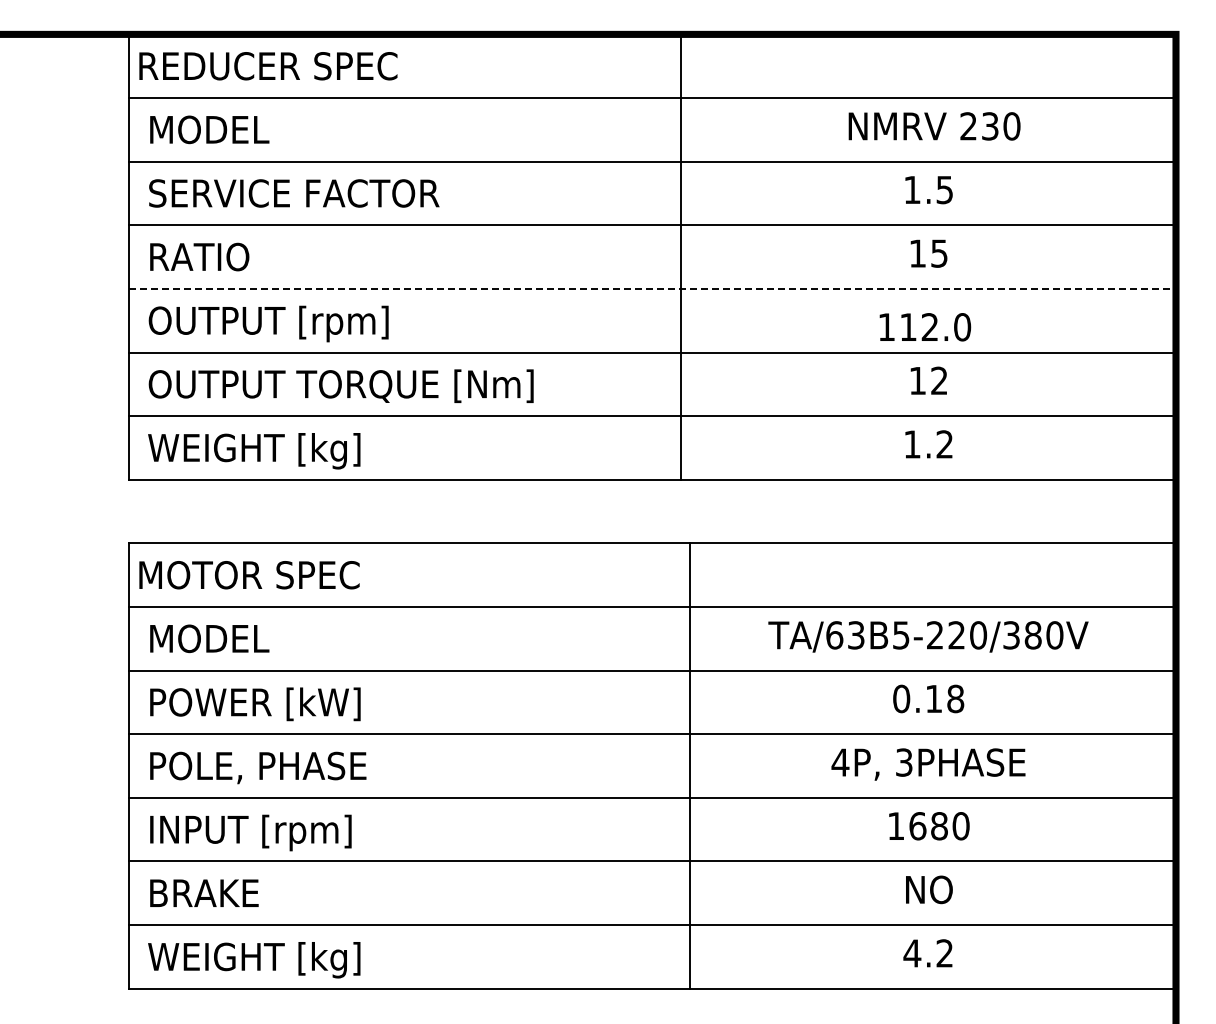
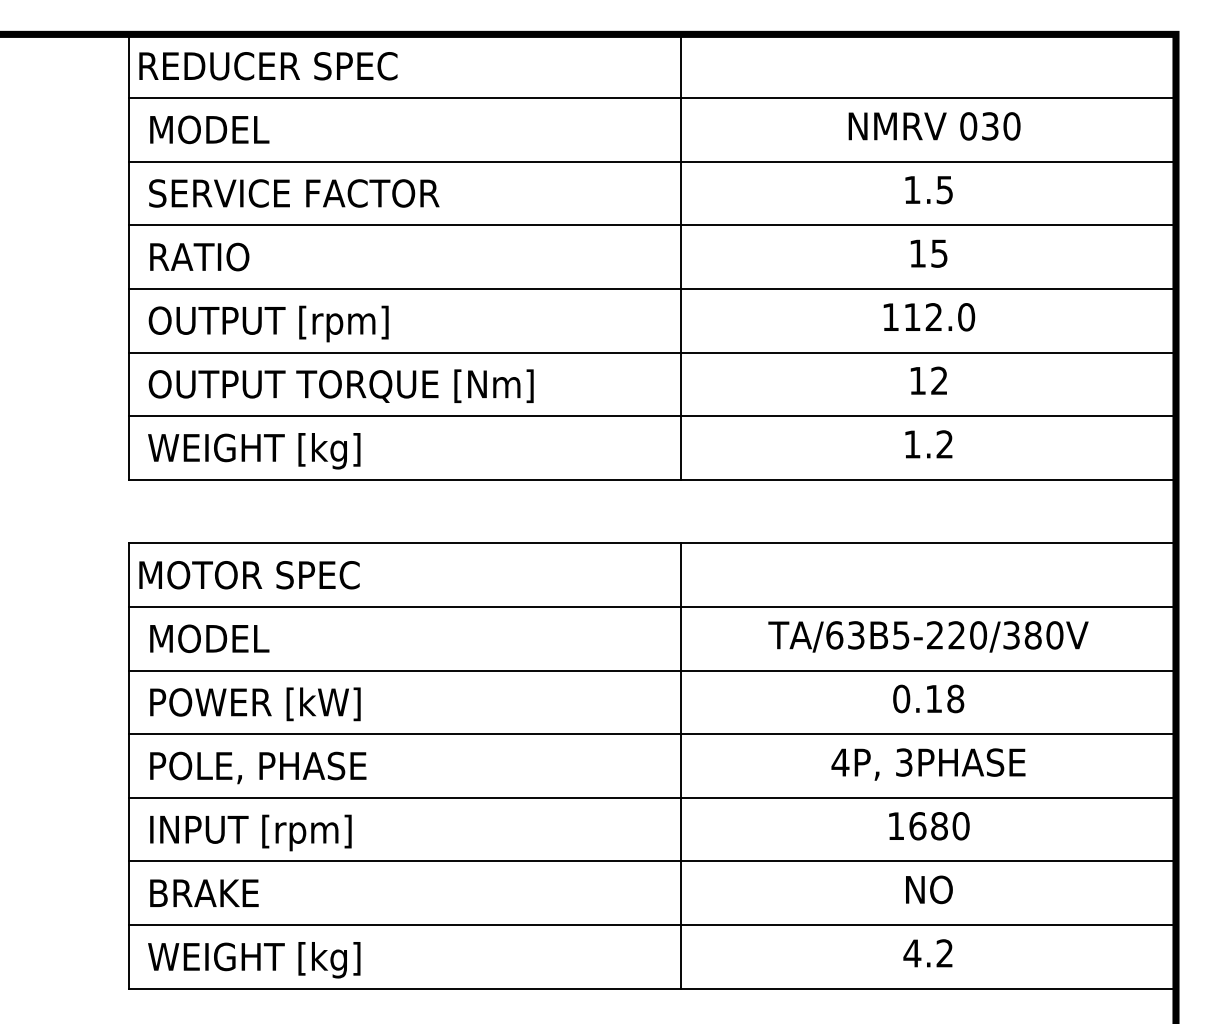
text: 230 -> 030 (968, 126)
line: dashed -> solid (653, 288)
text position: (925, 327) -> (929, 317) (929, 317)
line position: (690, 765) -> (681, 765) (681, 765)
